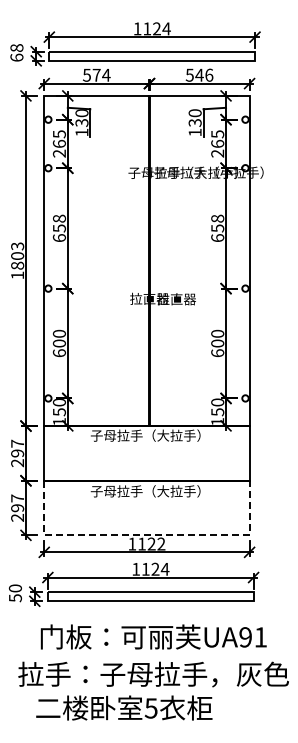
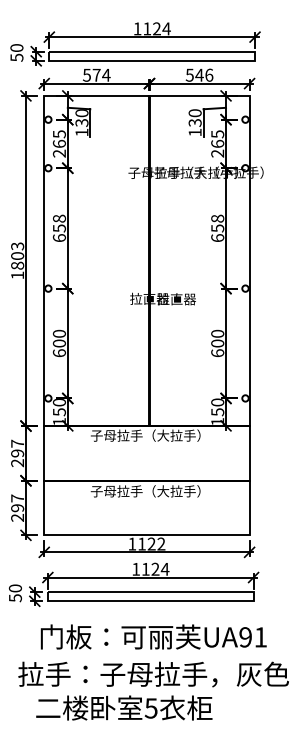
text: 68 -> 50 (16, 52)
line: dashed -> solid (146, 535)
